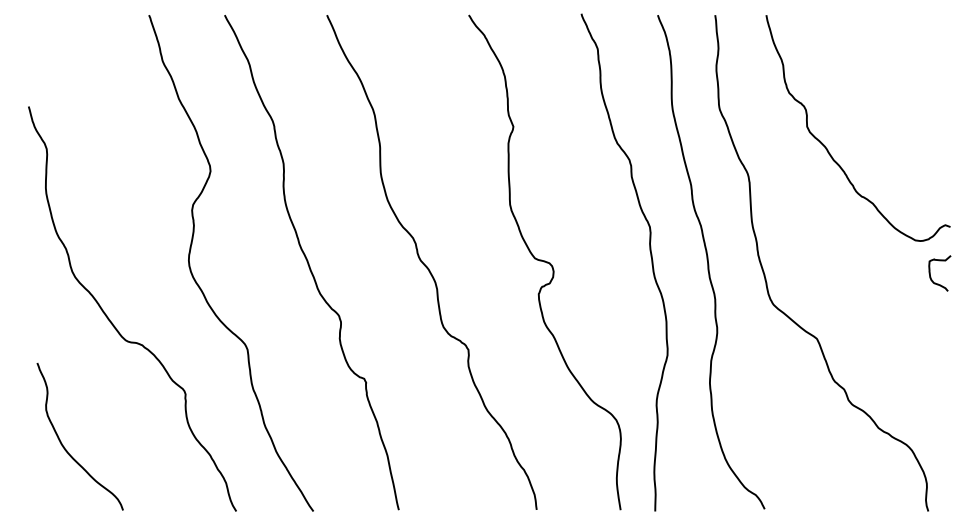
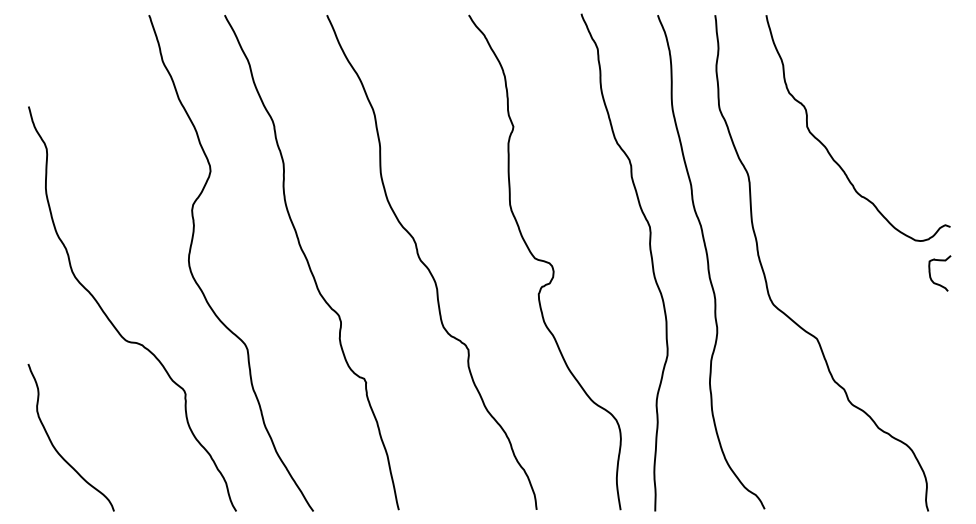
curve position: (64, 446) -> (55, 447) (55, 447)
